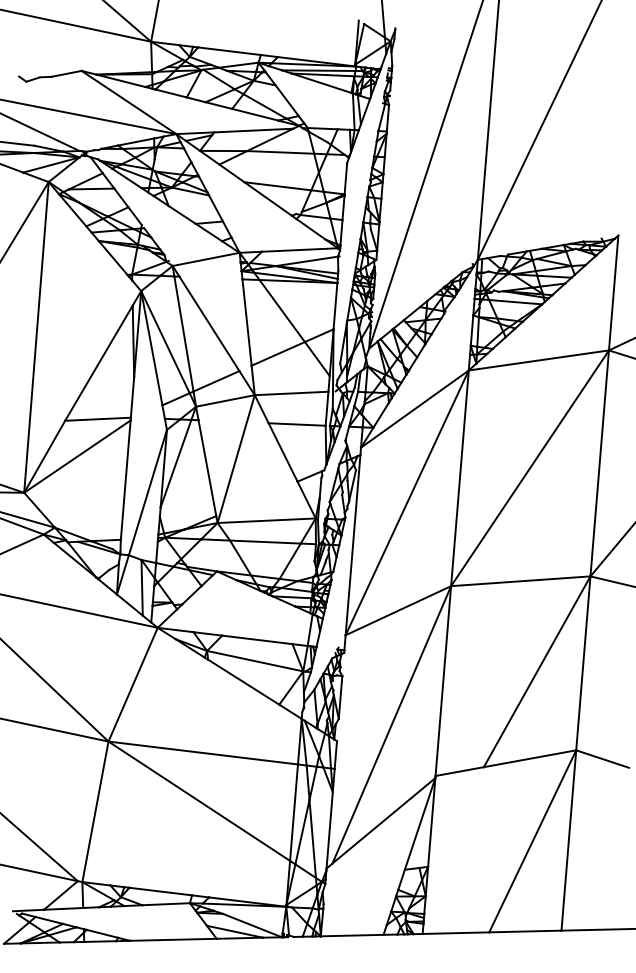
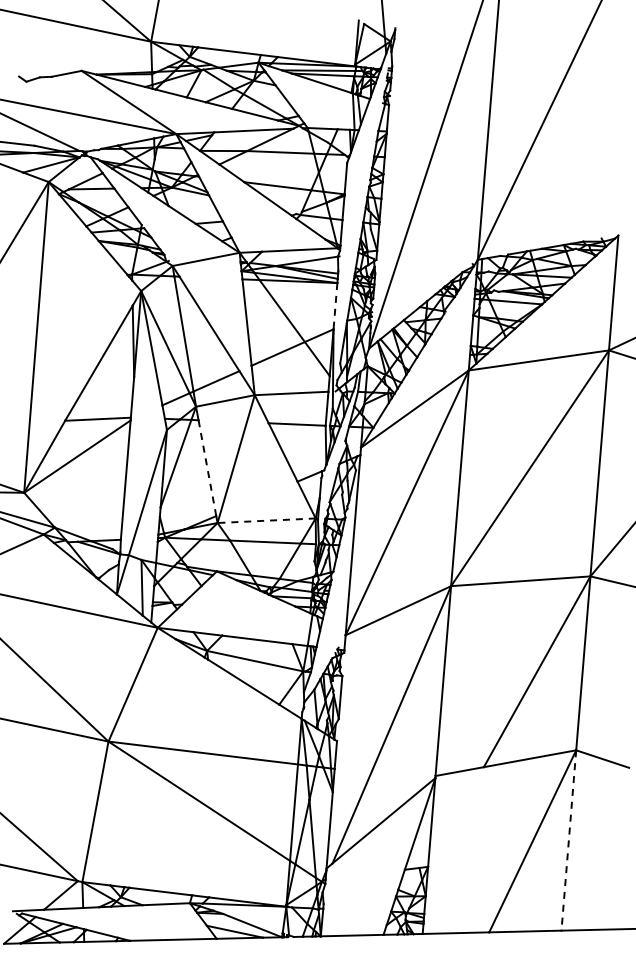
line: solid -> dashed (335, 306)
line: solid -> dashed (207, 468)
line: solid -> dashed (266, 520)
line: solid -> dashed (568, 840)
